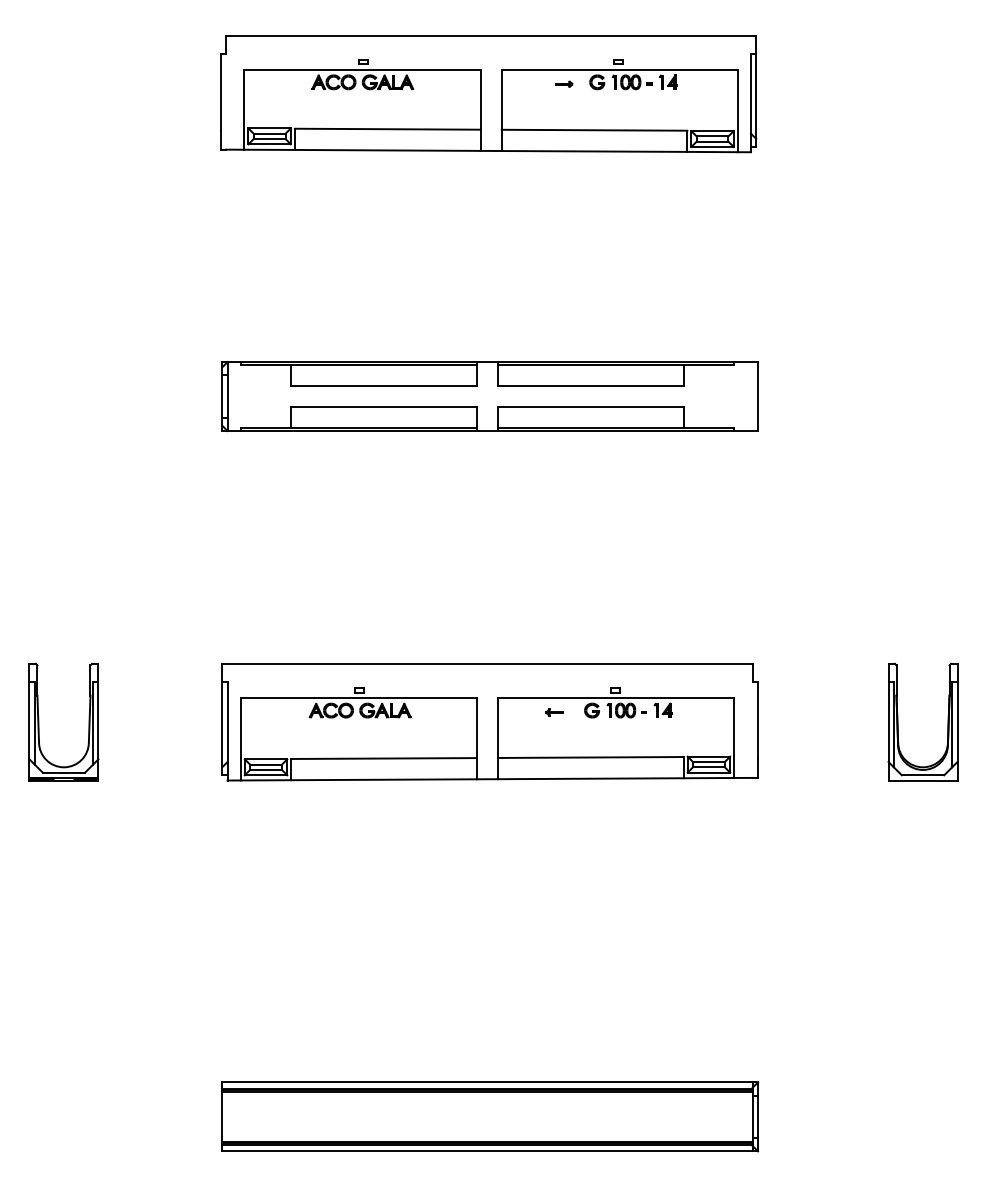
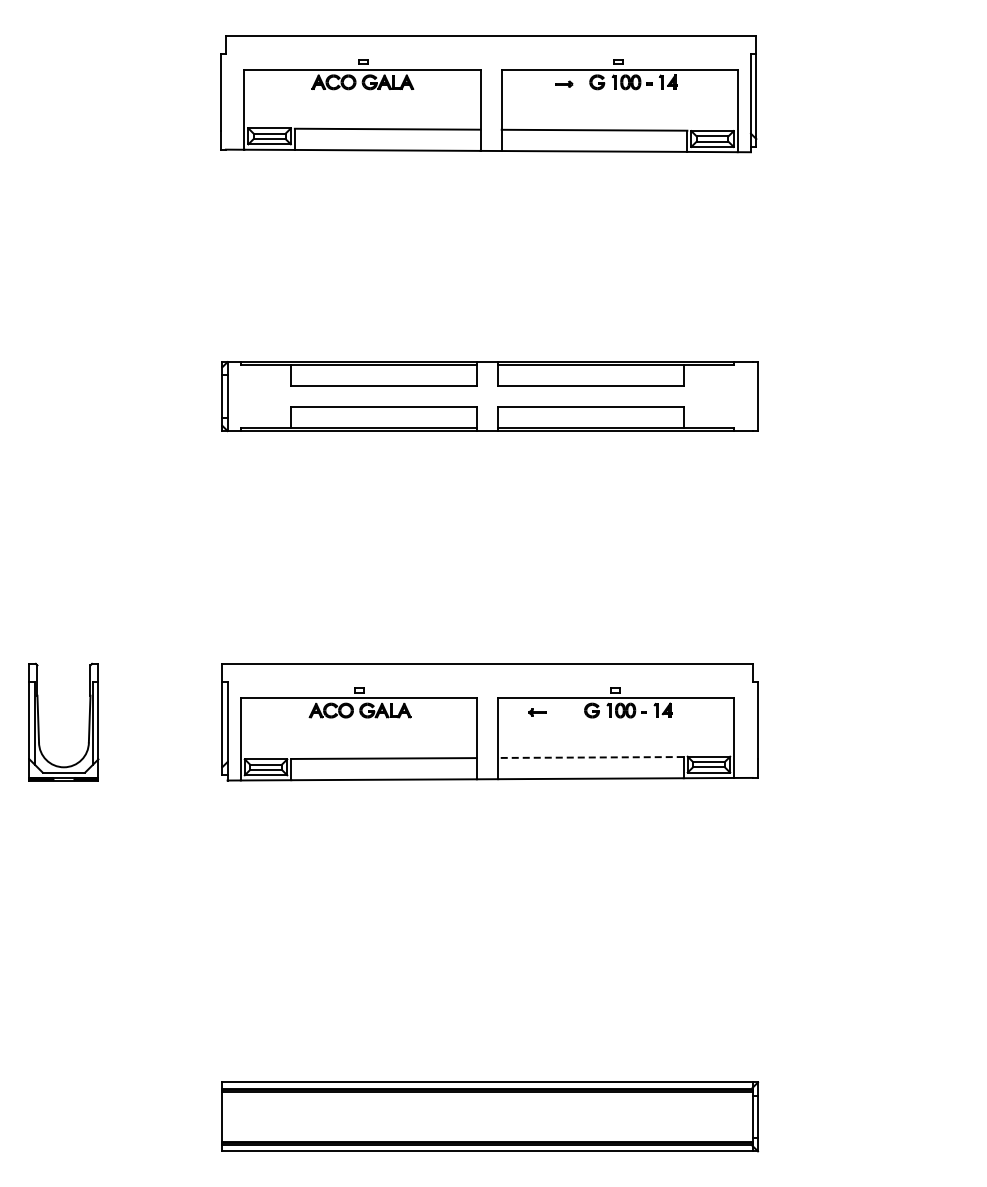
part position: (554, 712) -> (537, 712) (537, 712)
part: present -> none (898, 721)
line: solid -> dashed (590, 757)
